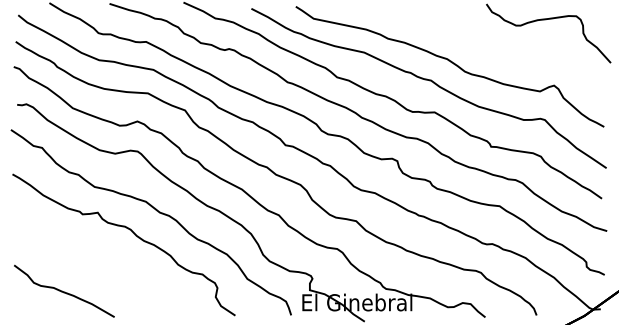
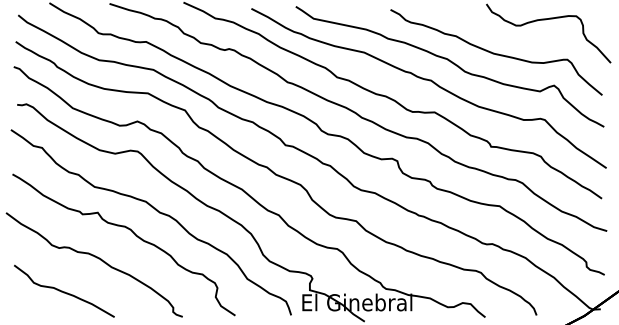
curve: none -> present (496, 53)
part: none -> present (96, 258)
